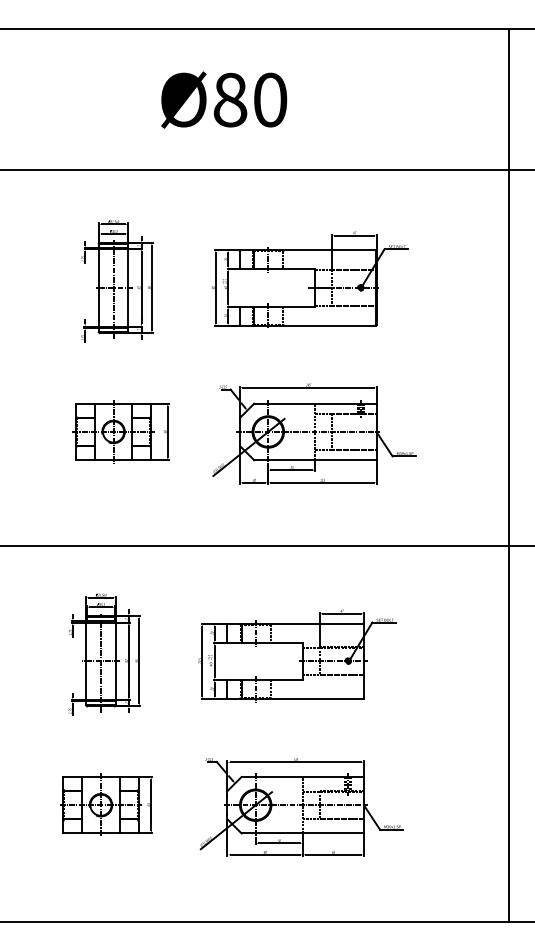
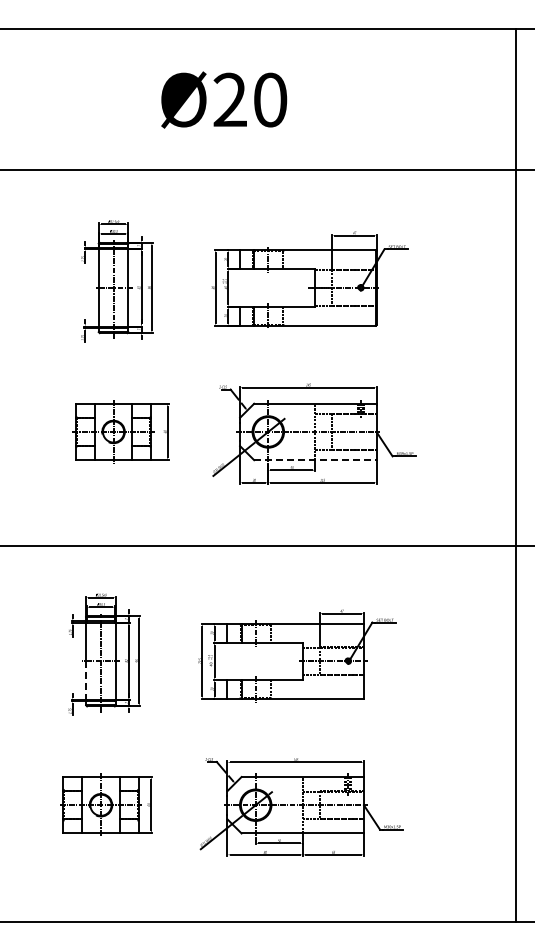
text: Ø80 -> Ø20 (230, 99)
line: solid -> dashed (315, 460)
line position: (509, 475) -> (516, 475) (516, 475)
line: solid -> dashed (86, 680)
